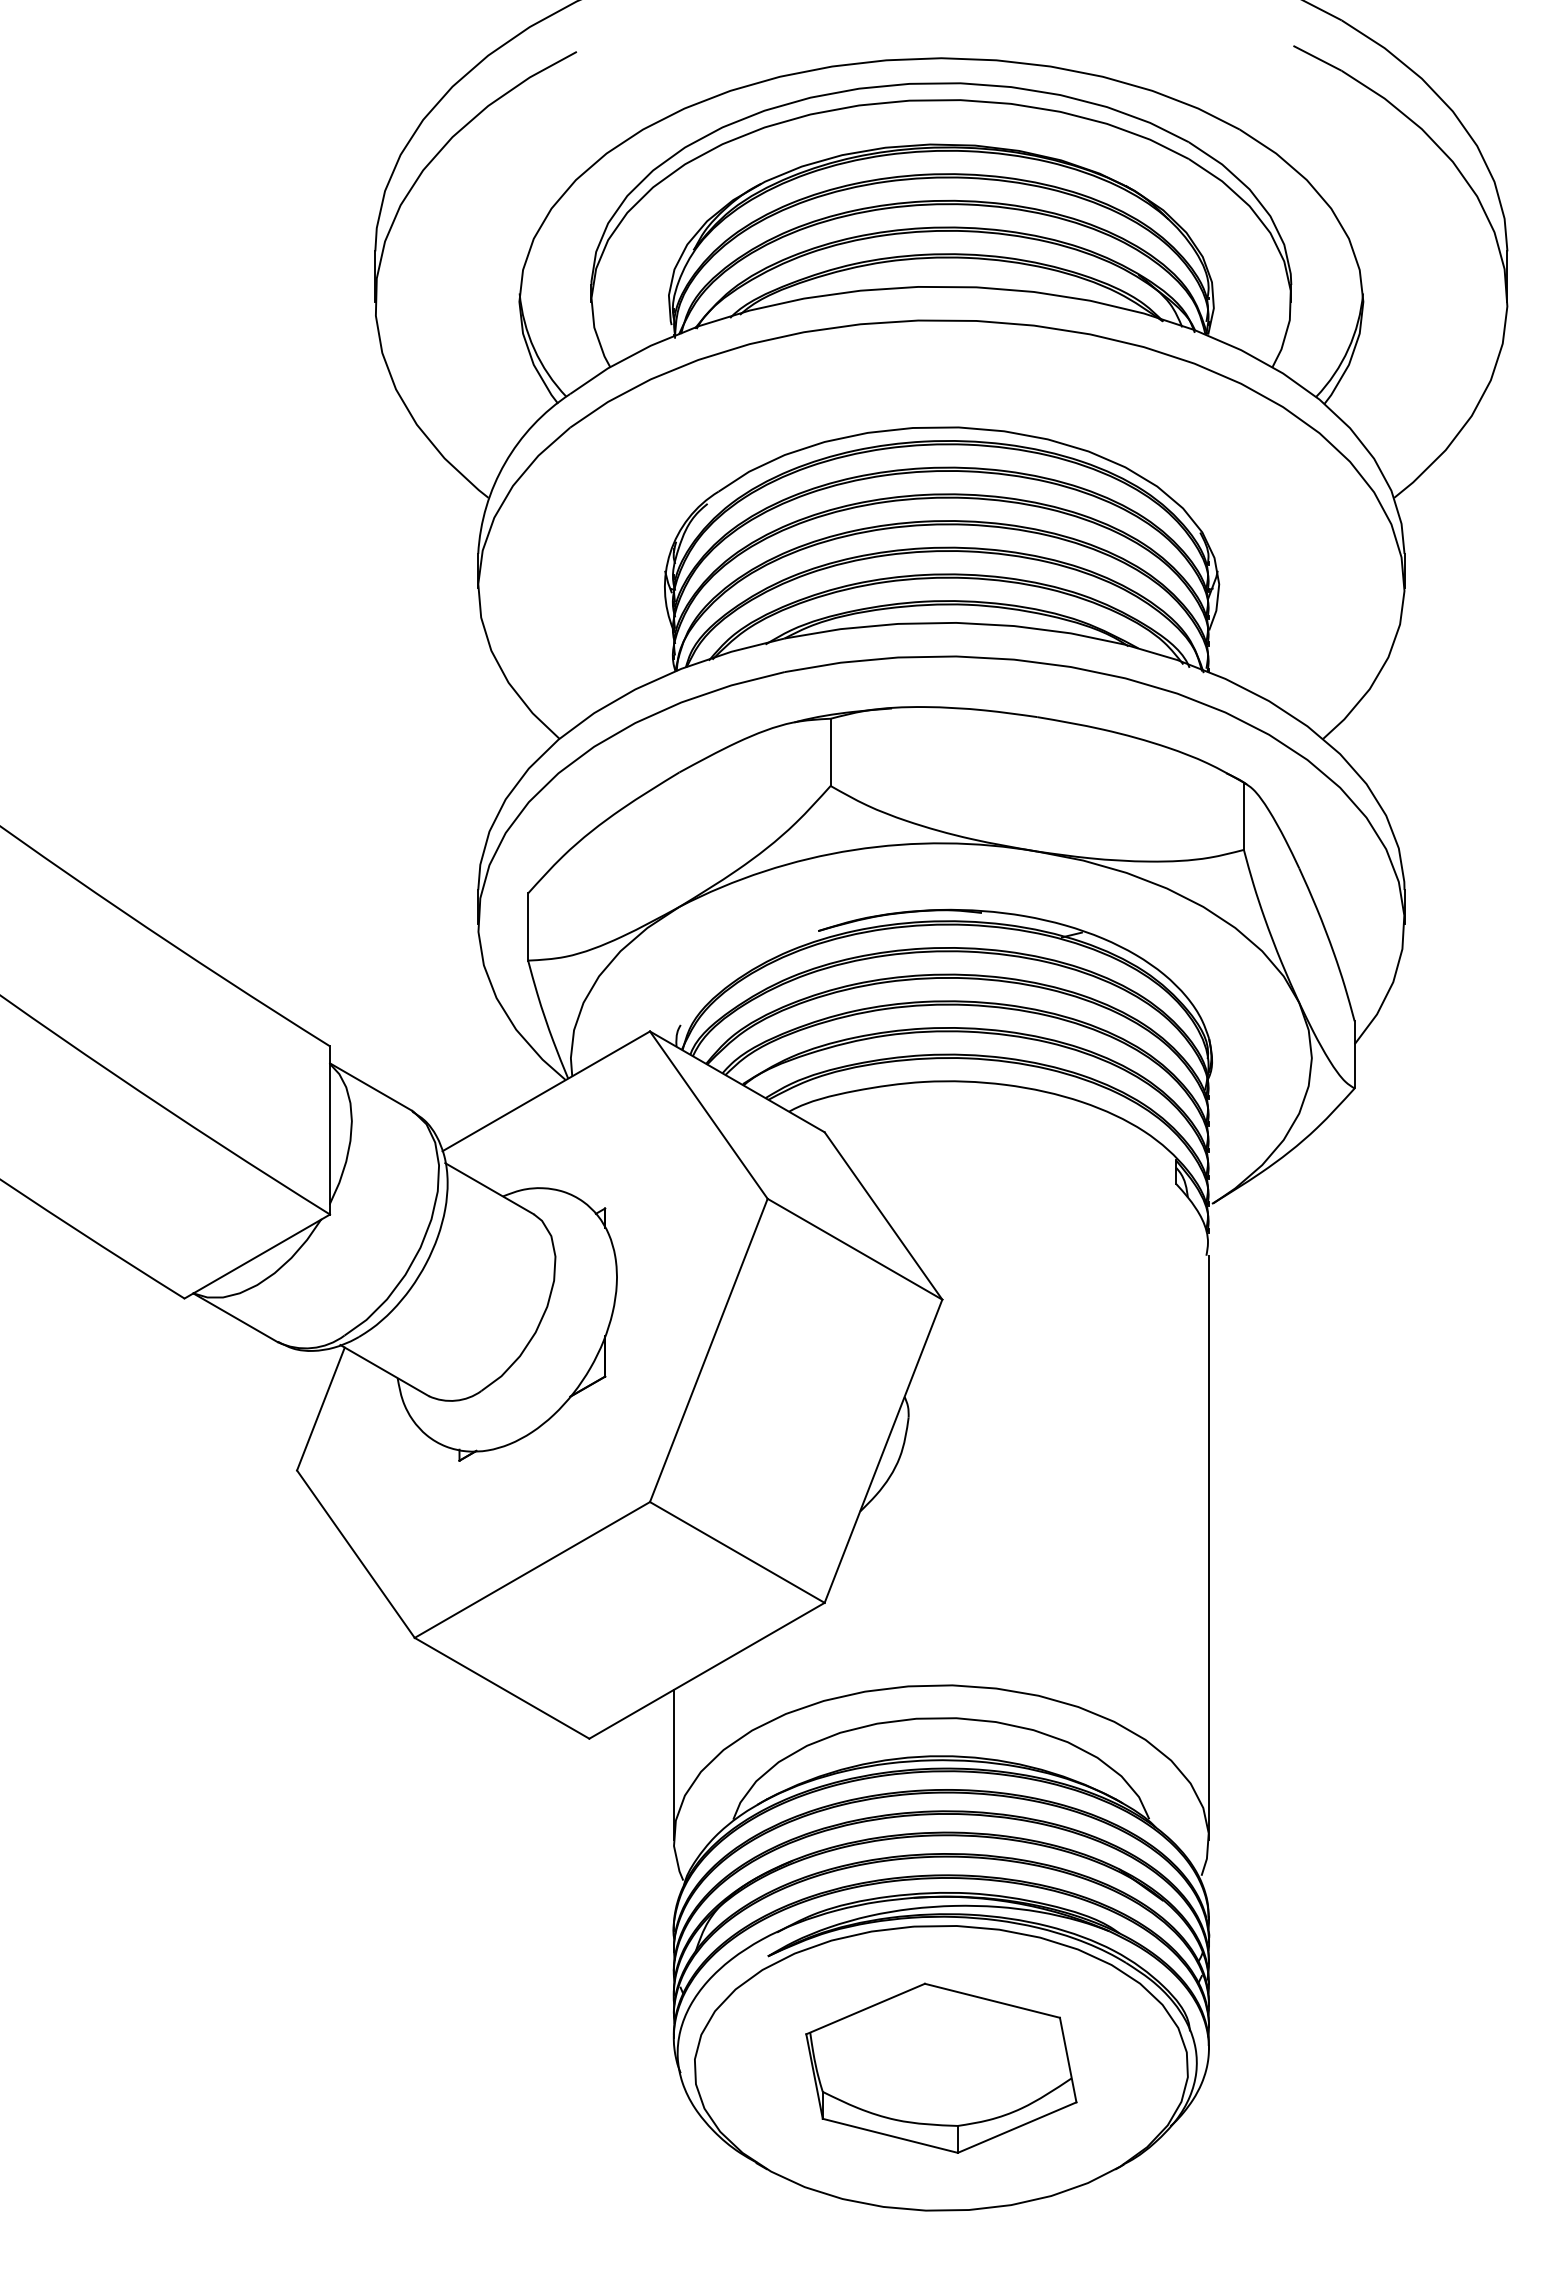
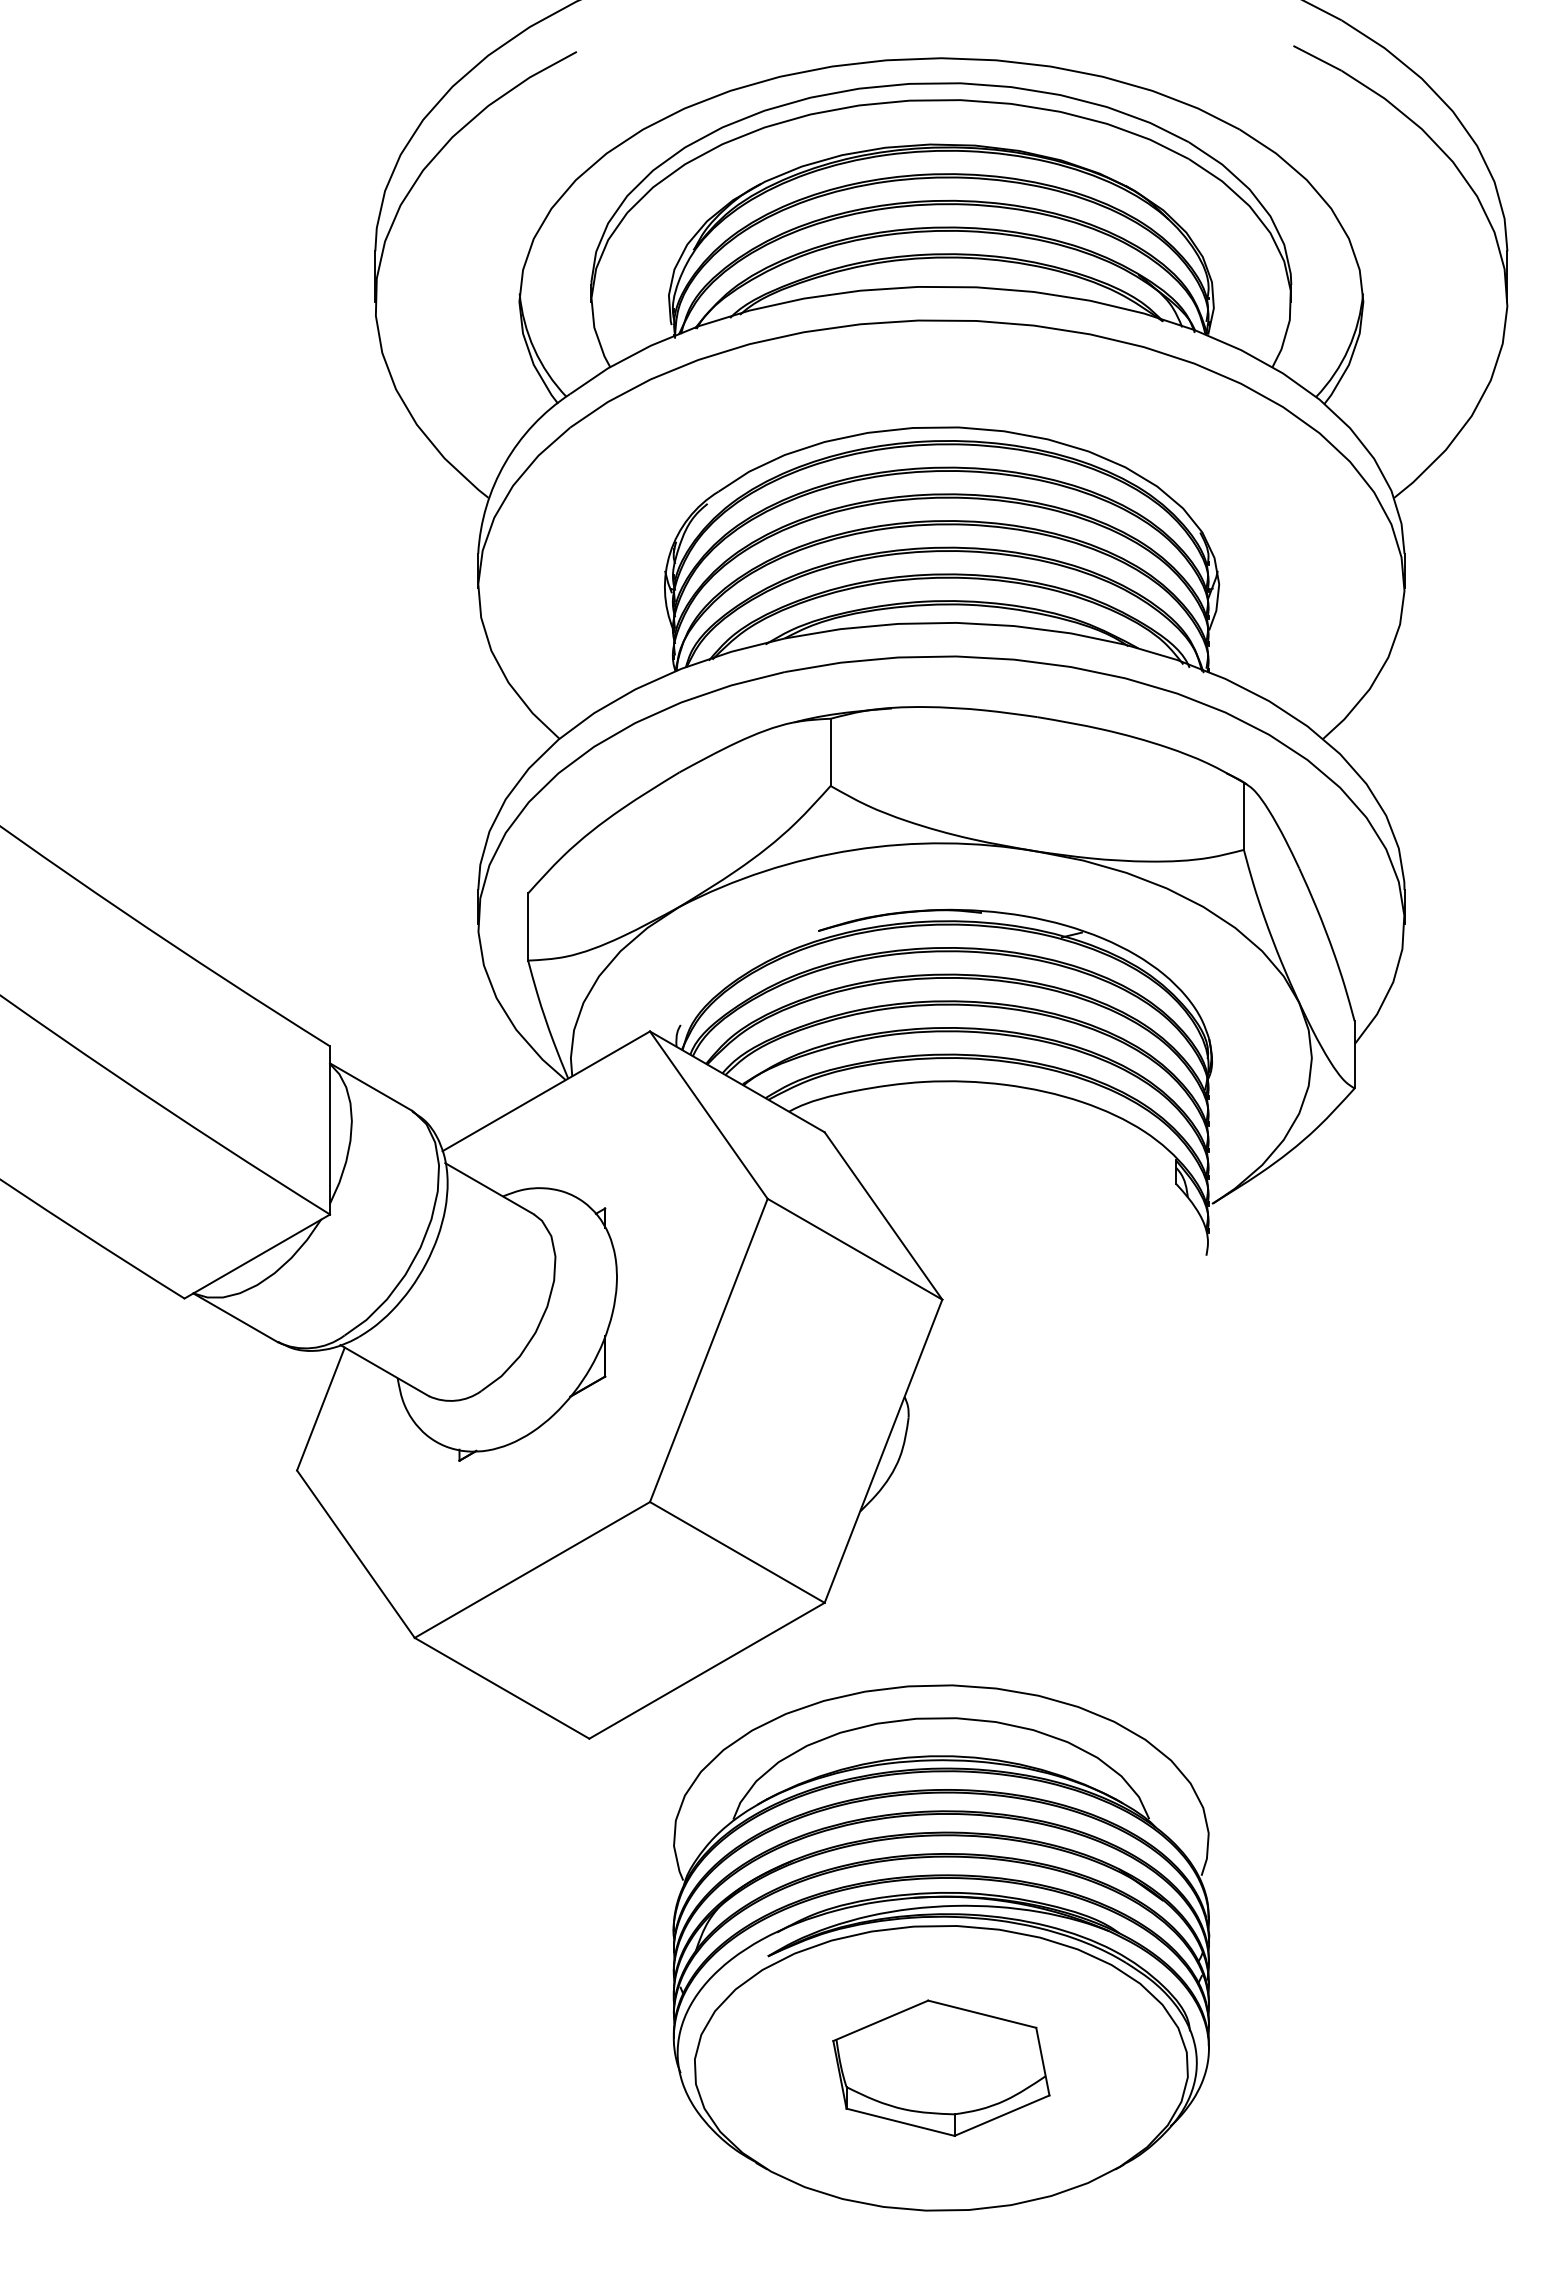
line: present -> none (1208, 1547)
line: present -> none (673, 1764)
part size: 273x172 px -> 219x138 px (941, 2067)
